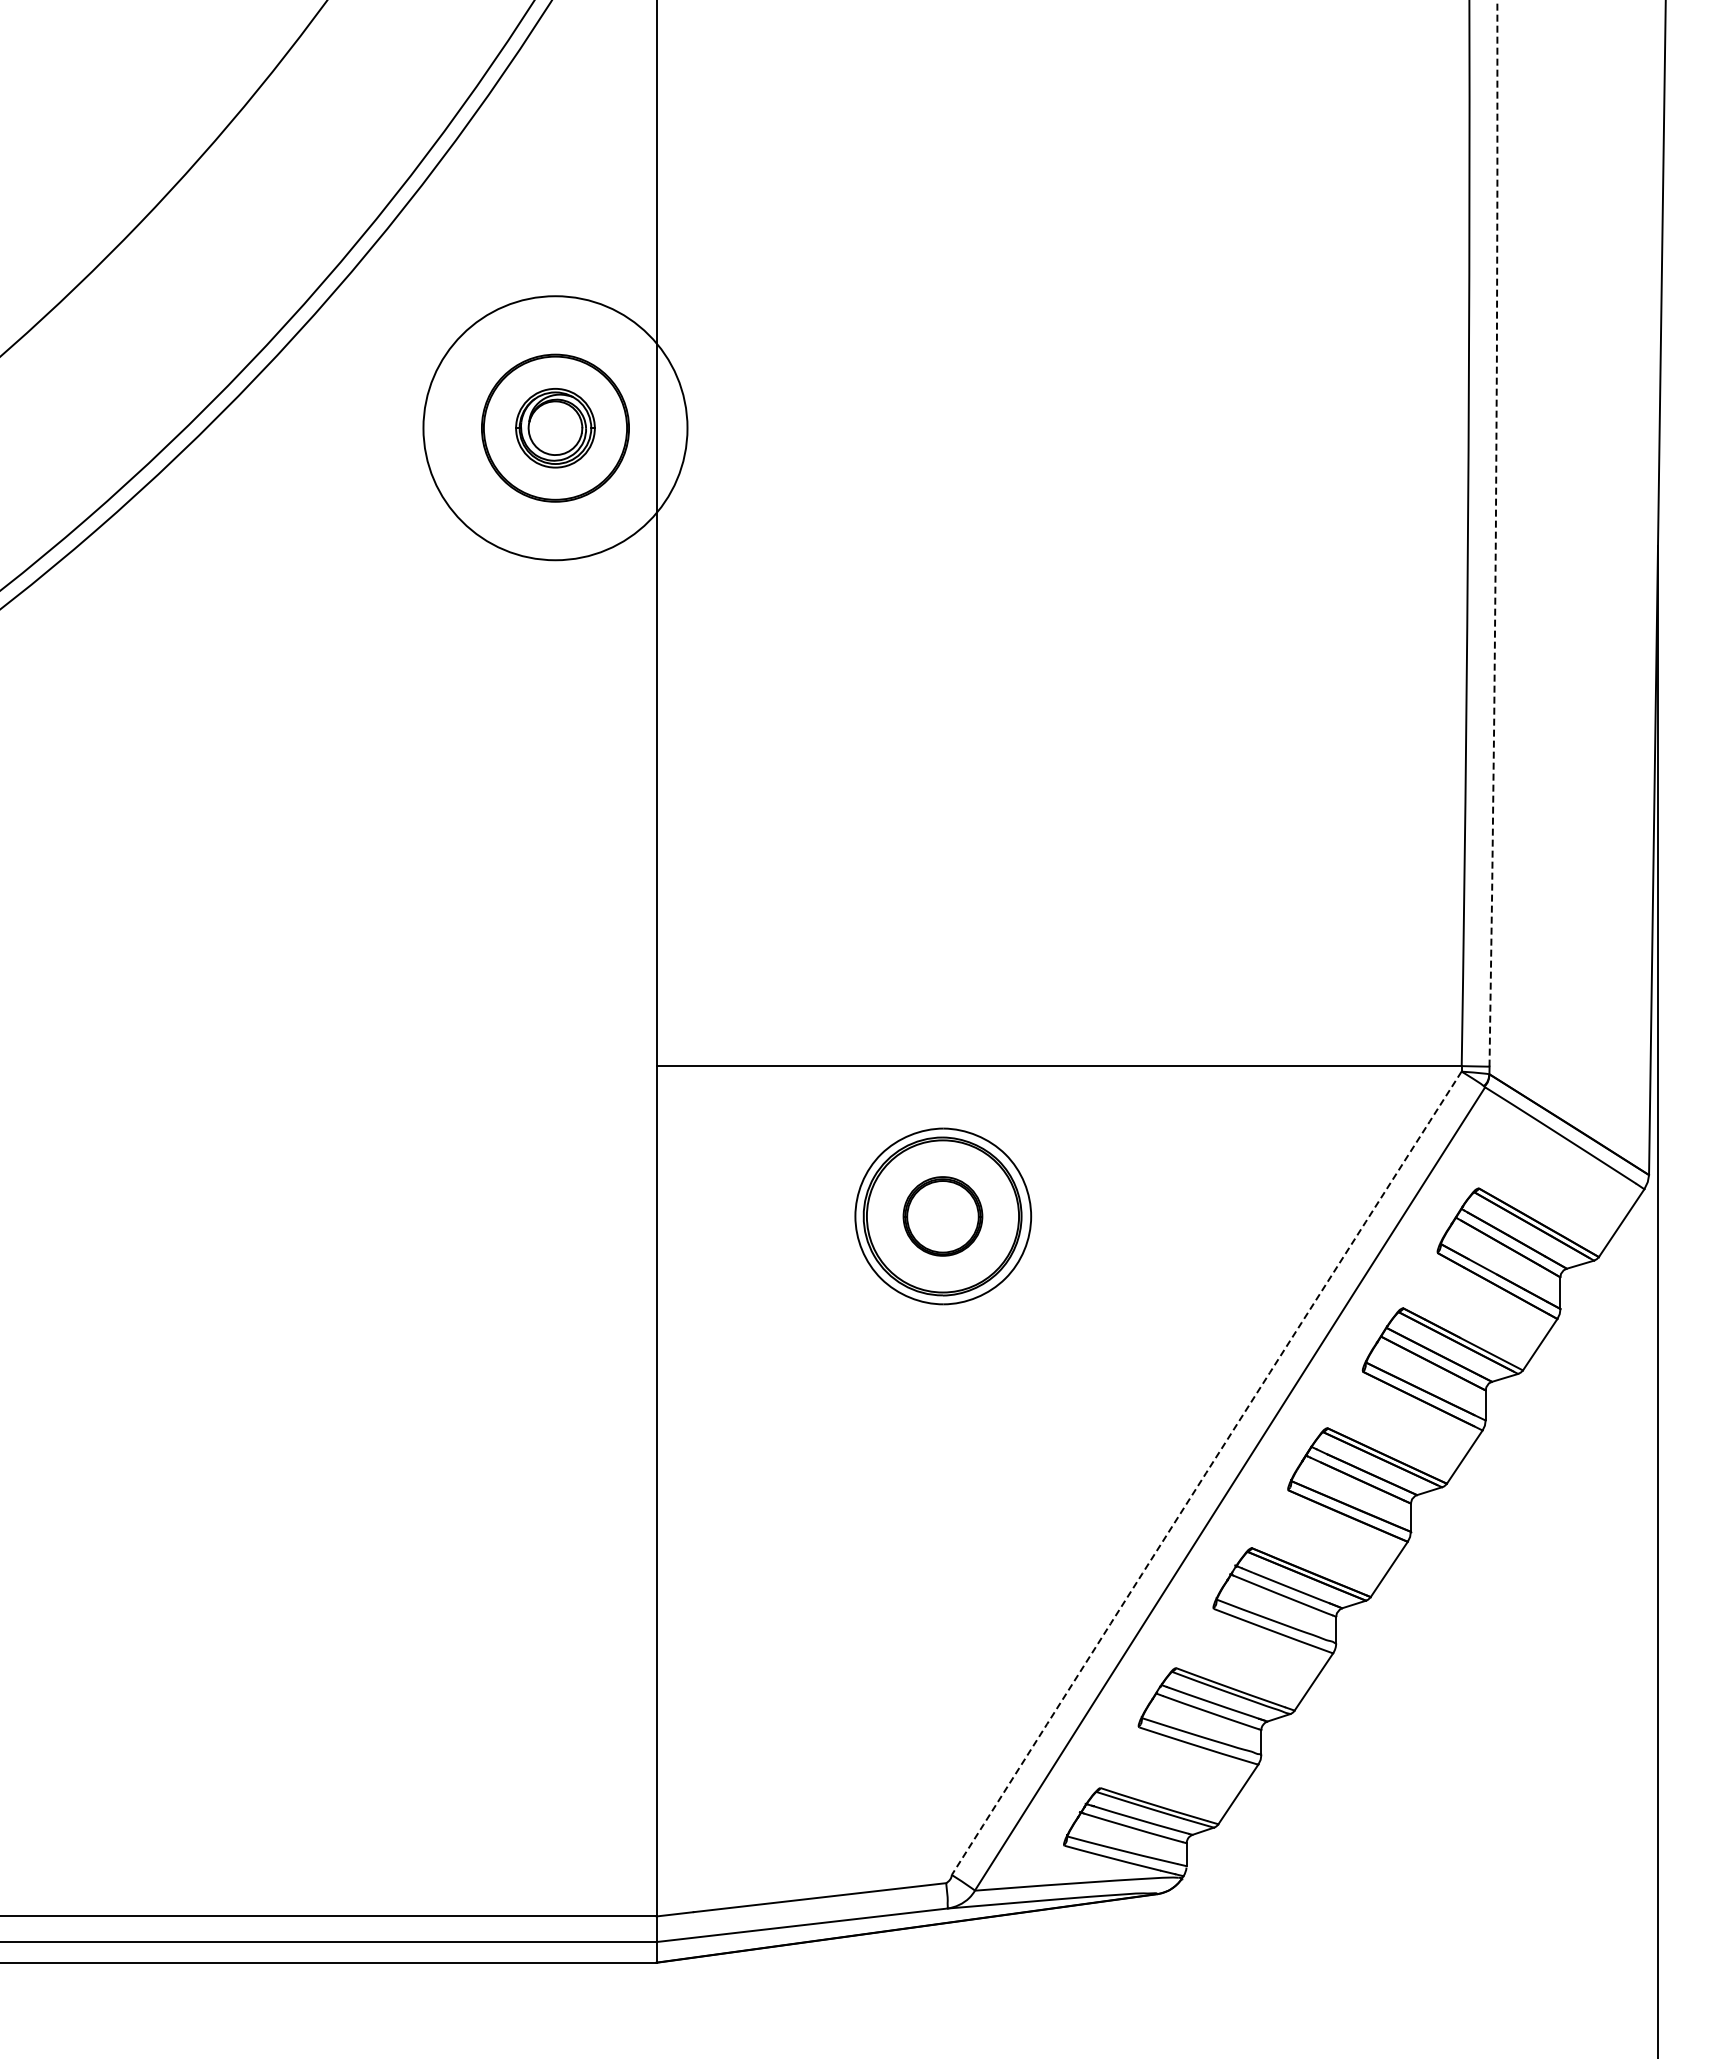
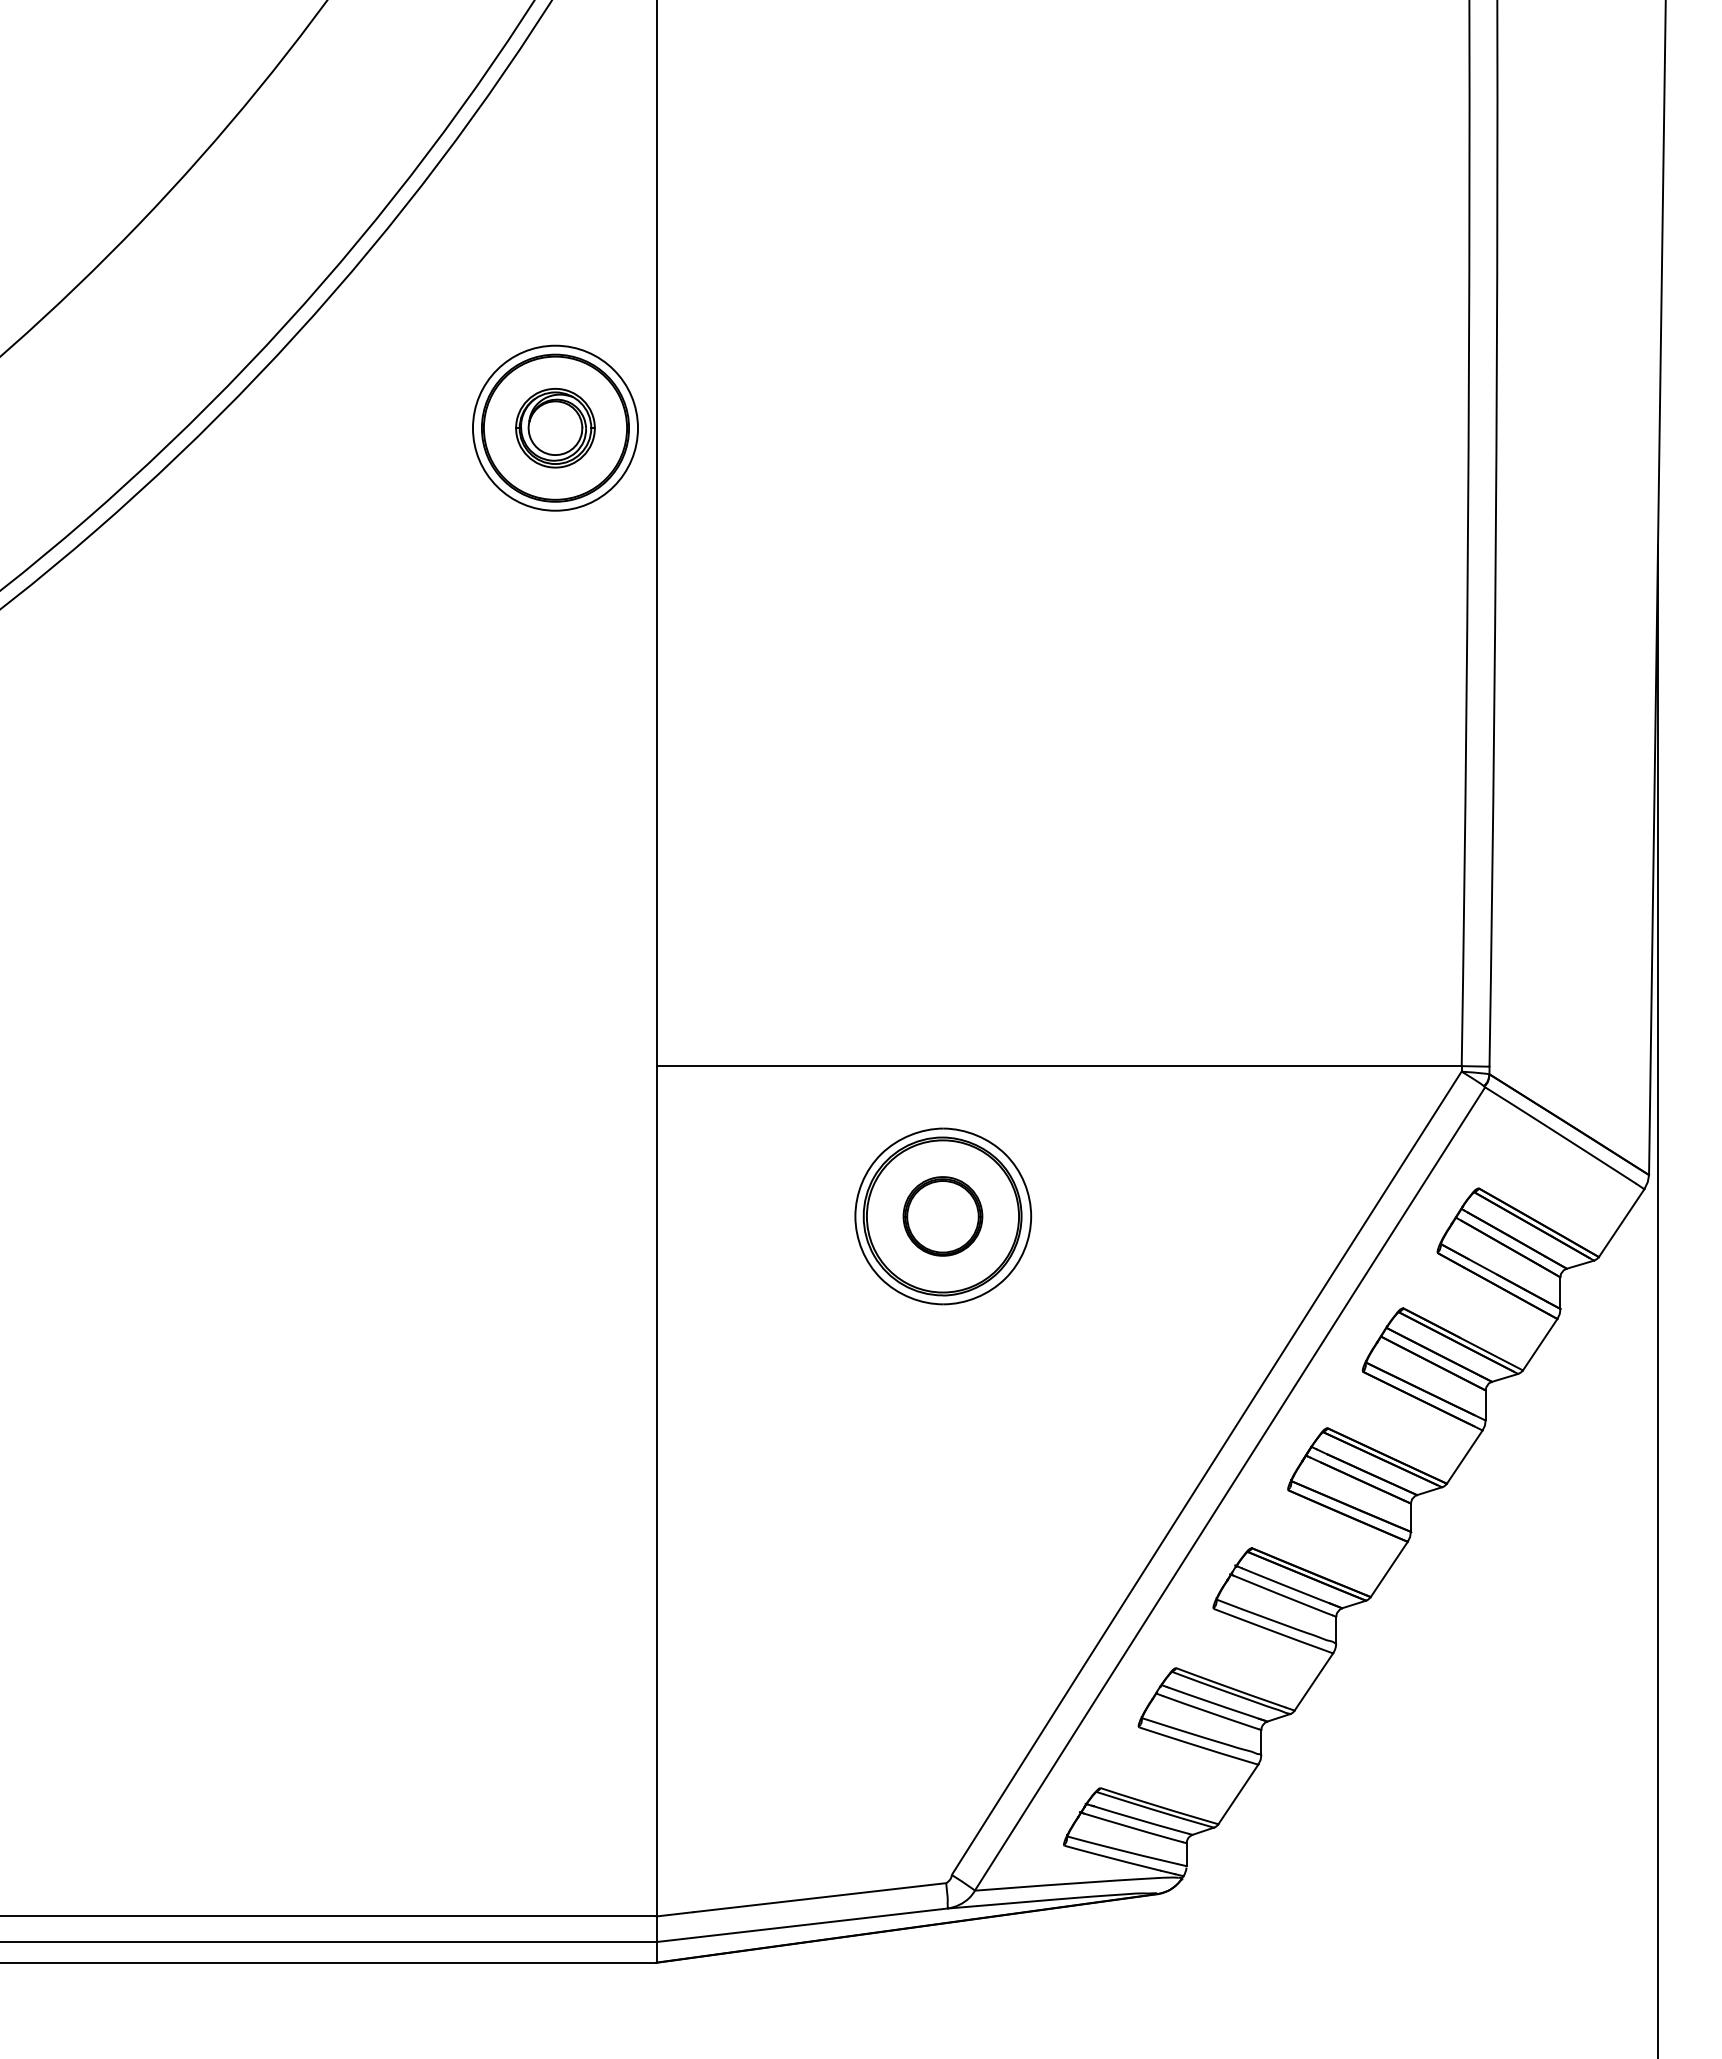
circle diameter: 264 px -> 165 px (555, 427)
arc: dashed -> solid (1495, 532)
arc: dashed -> solid (1206, 1473)
